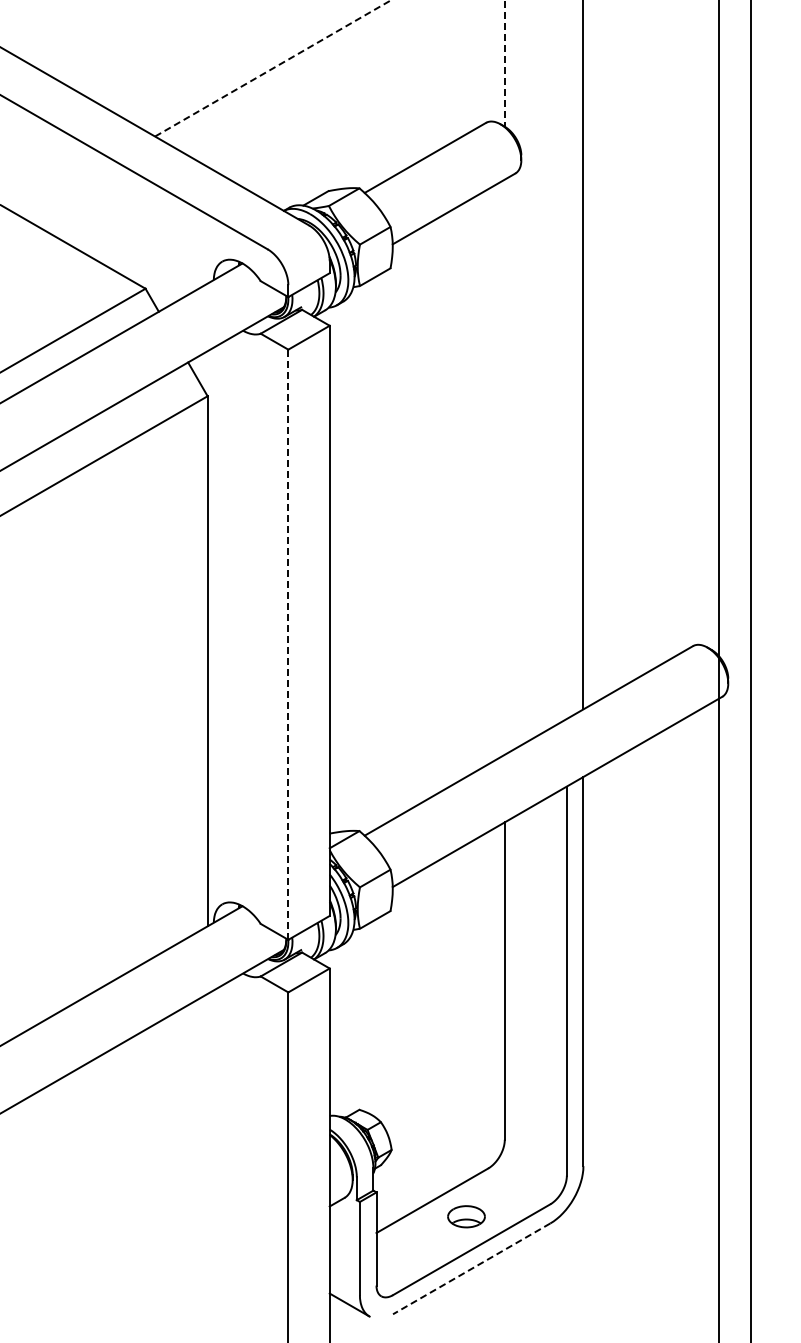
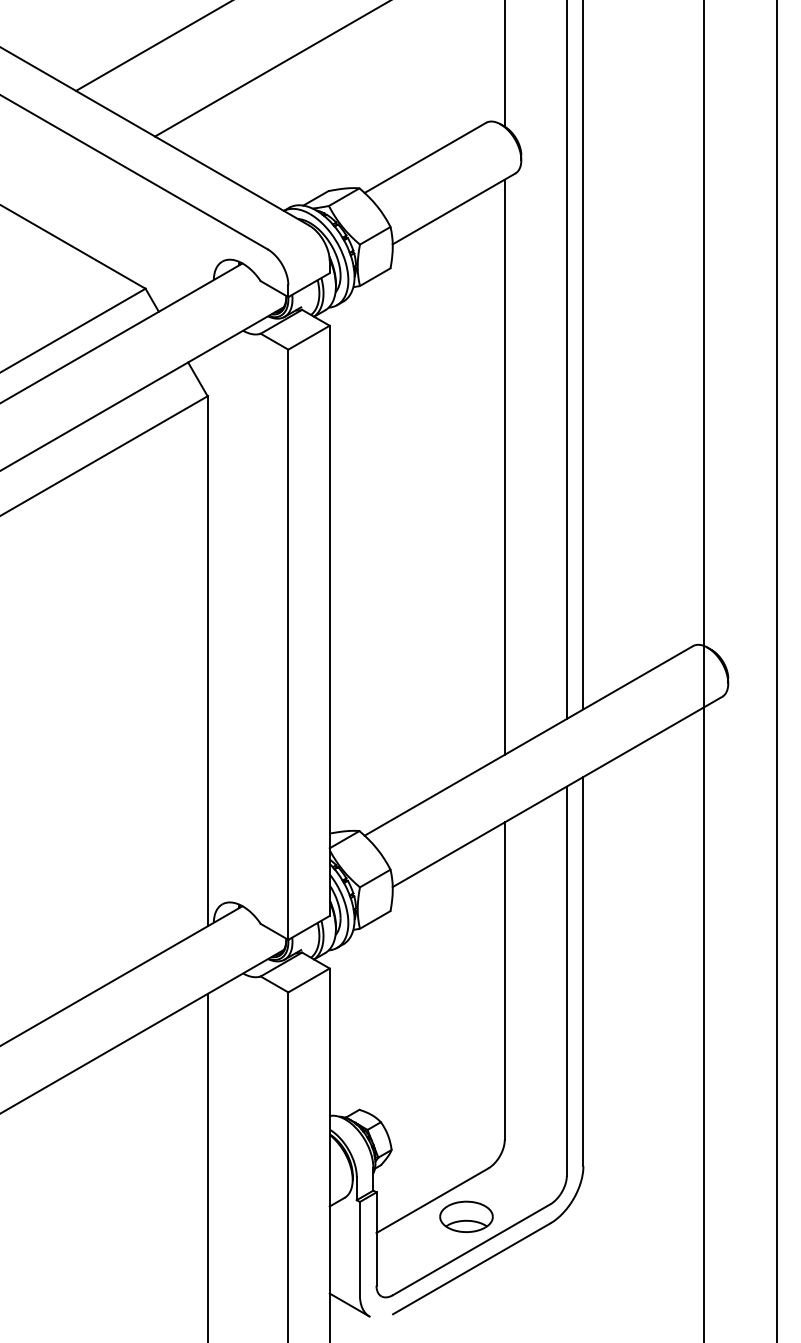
line: none -> present (152, 46)
line: dashed -> solid (504, 64)
line: dashed -> solid (273, 68)
line: none -> present (566, 360)
line: none -> present (504, 466)
line: dashed -> solid (288, 645)
line position: (718, 670) -> (703, 670) (703, 670)
line position: (750, 670) -> (776, 670) (776, 670)
line: none -> present (207, 1166)
part size: 39x24 px -> 55x33 px (466, 1216)
line: dashed -> solid (471, 1268)
